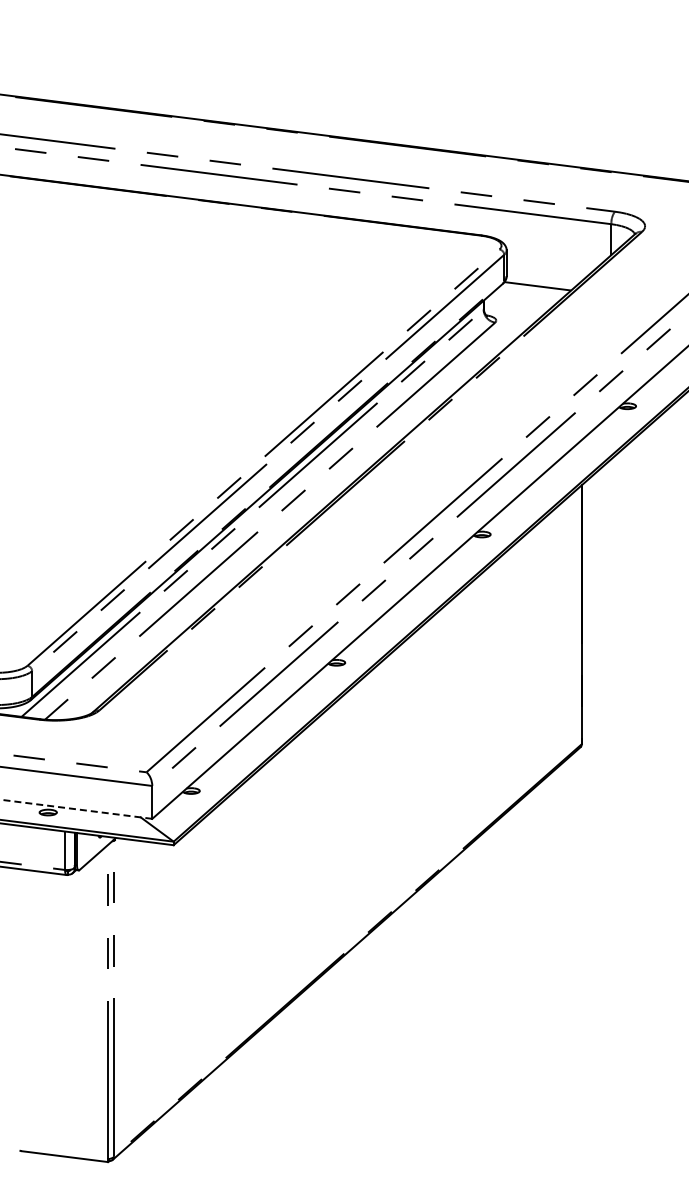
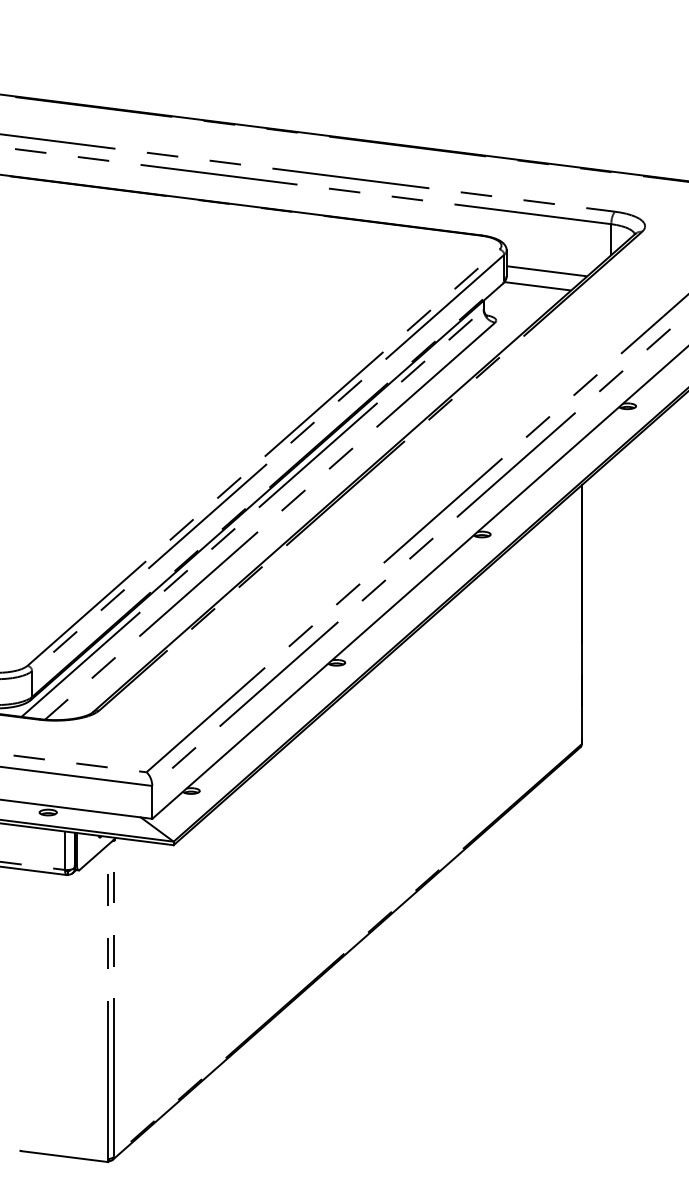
line: none -> present (546, 271)
line: dashed -> solid (75, 809)
